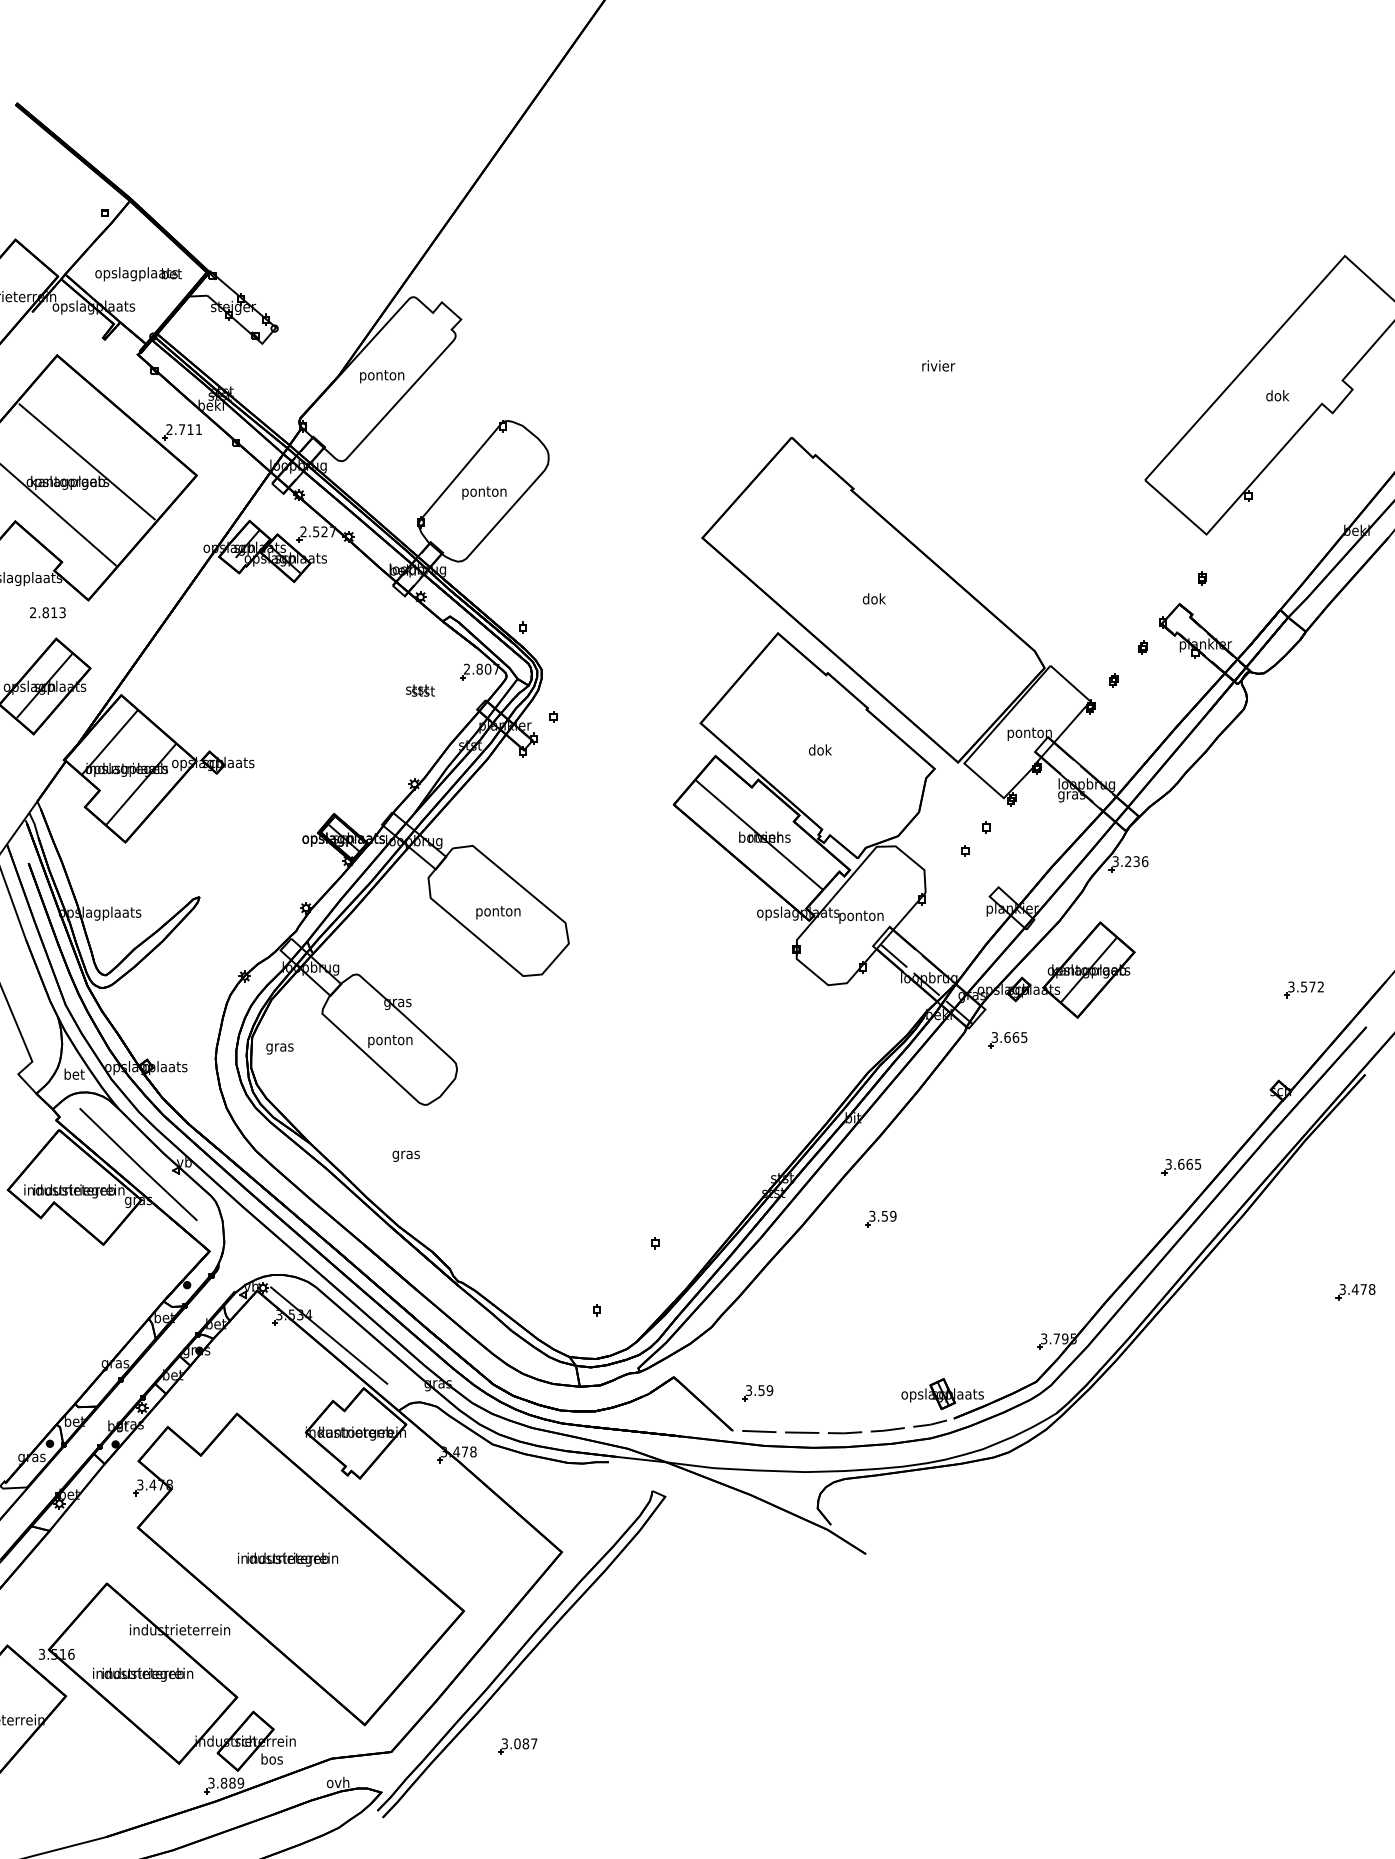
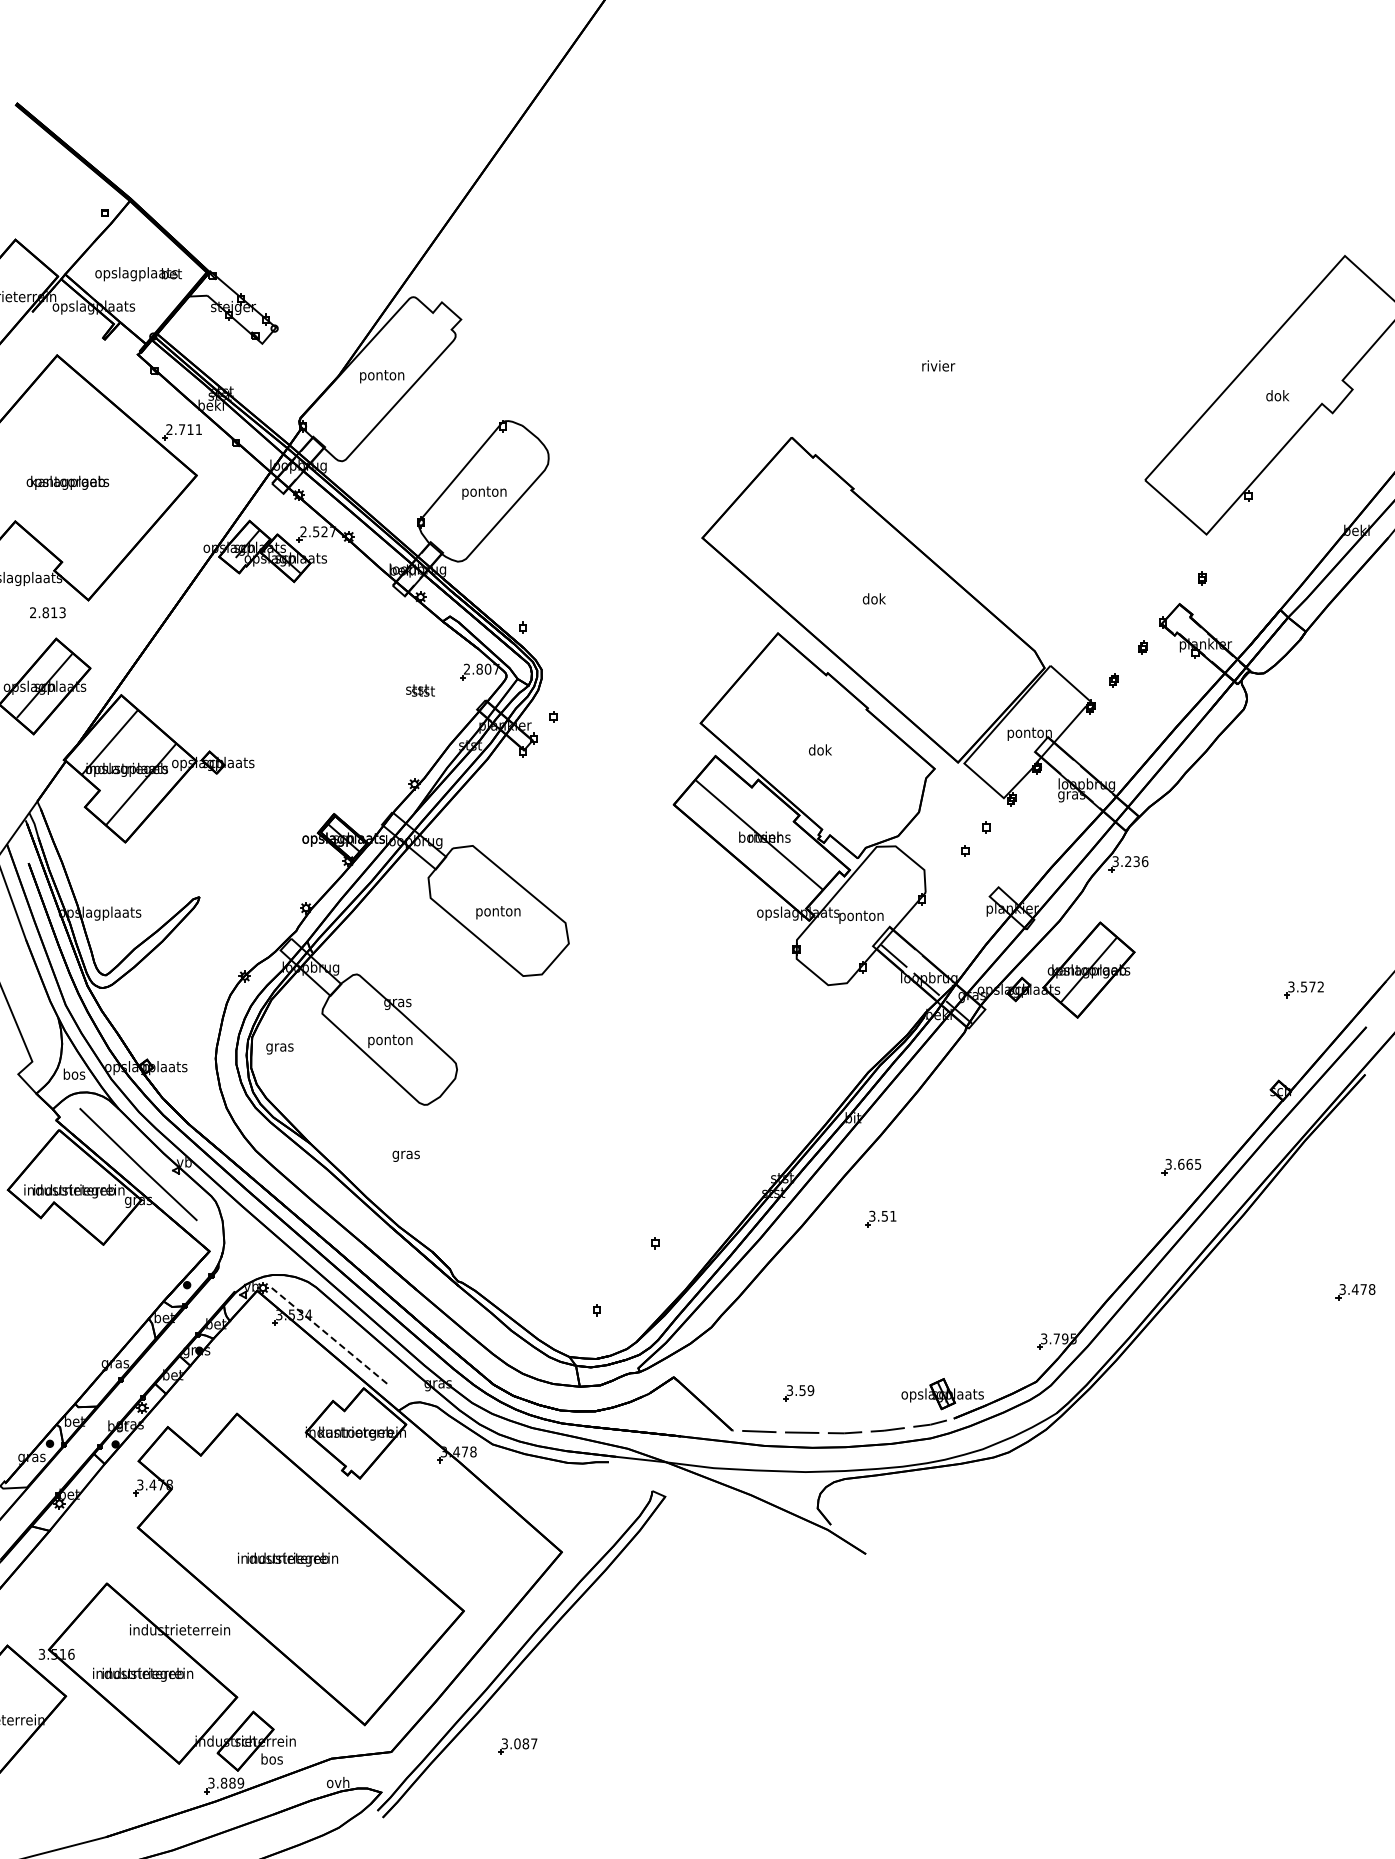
line: present -> none (86, 461)
line: present -> none (58, 515)
part: present -> none (1007, 1040)
text: bet -> bos (74, 1073)
text: 3.59 -> 3.51 (893, 1215)
line: solid -> dashed (328, 1335)
part position: (757, 1393) -> (798, 1393) (798, 1393)
